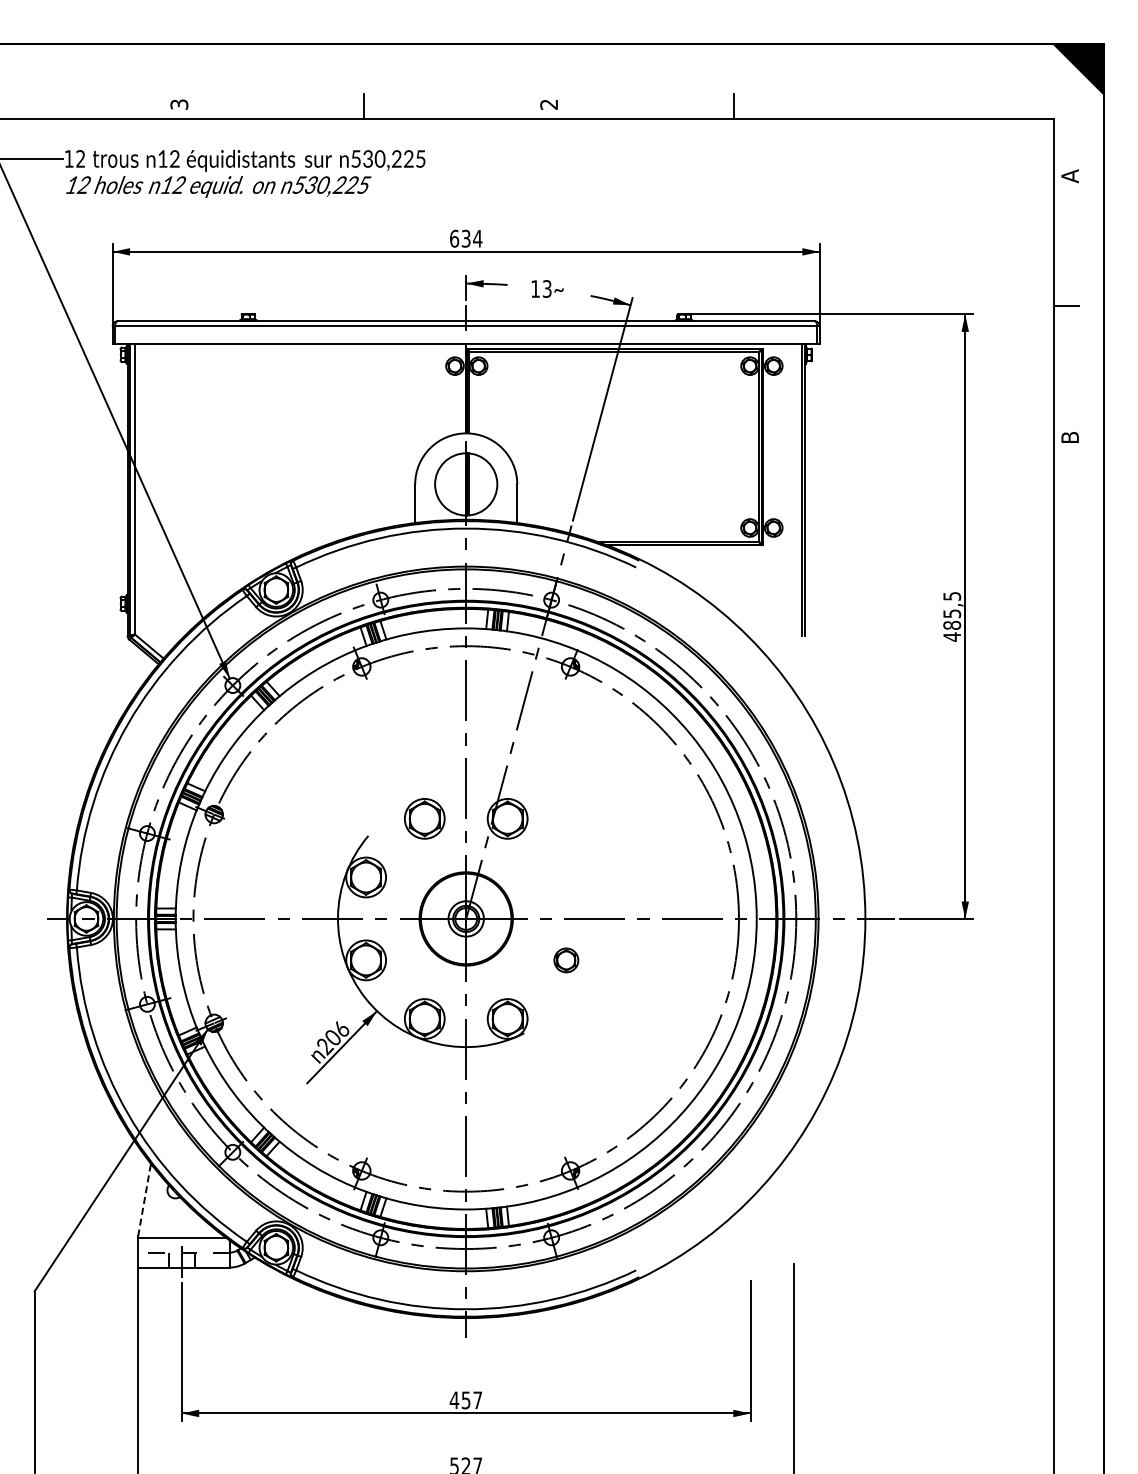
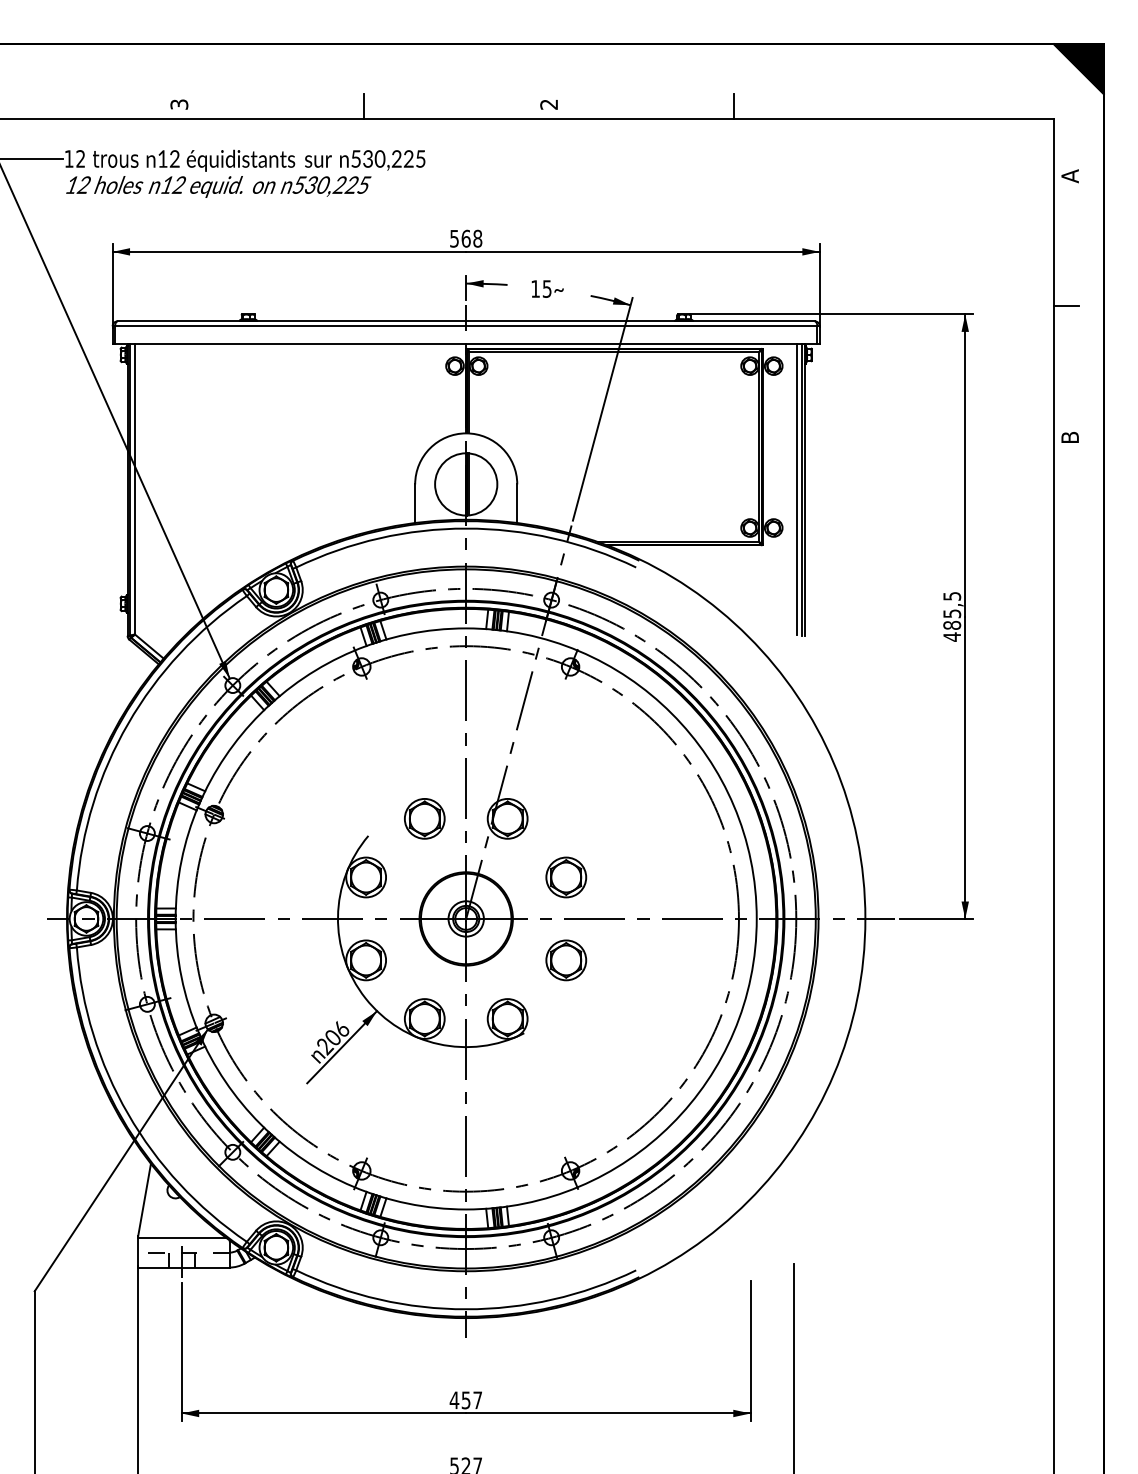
text: 634 -> 568 (466, 238)
text: 13 -> 15 (547, 288)
line: none -> present (797, 488)
part: none -> present (566, 877)
part size: 27x27 px -> 43x43 px (566, 960)
line: dashed -> solid (144, 1200)
